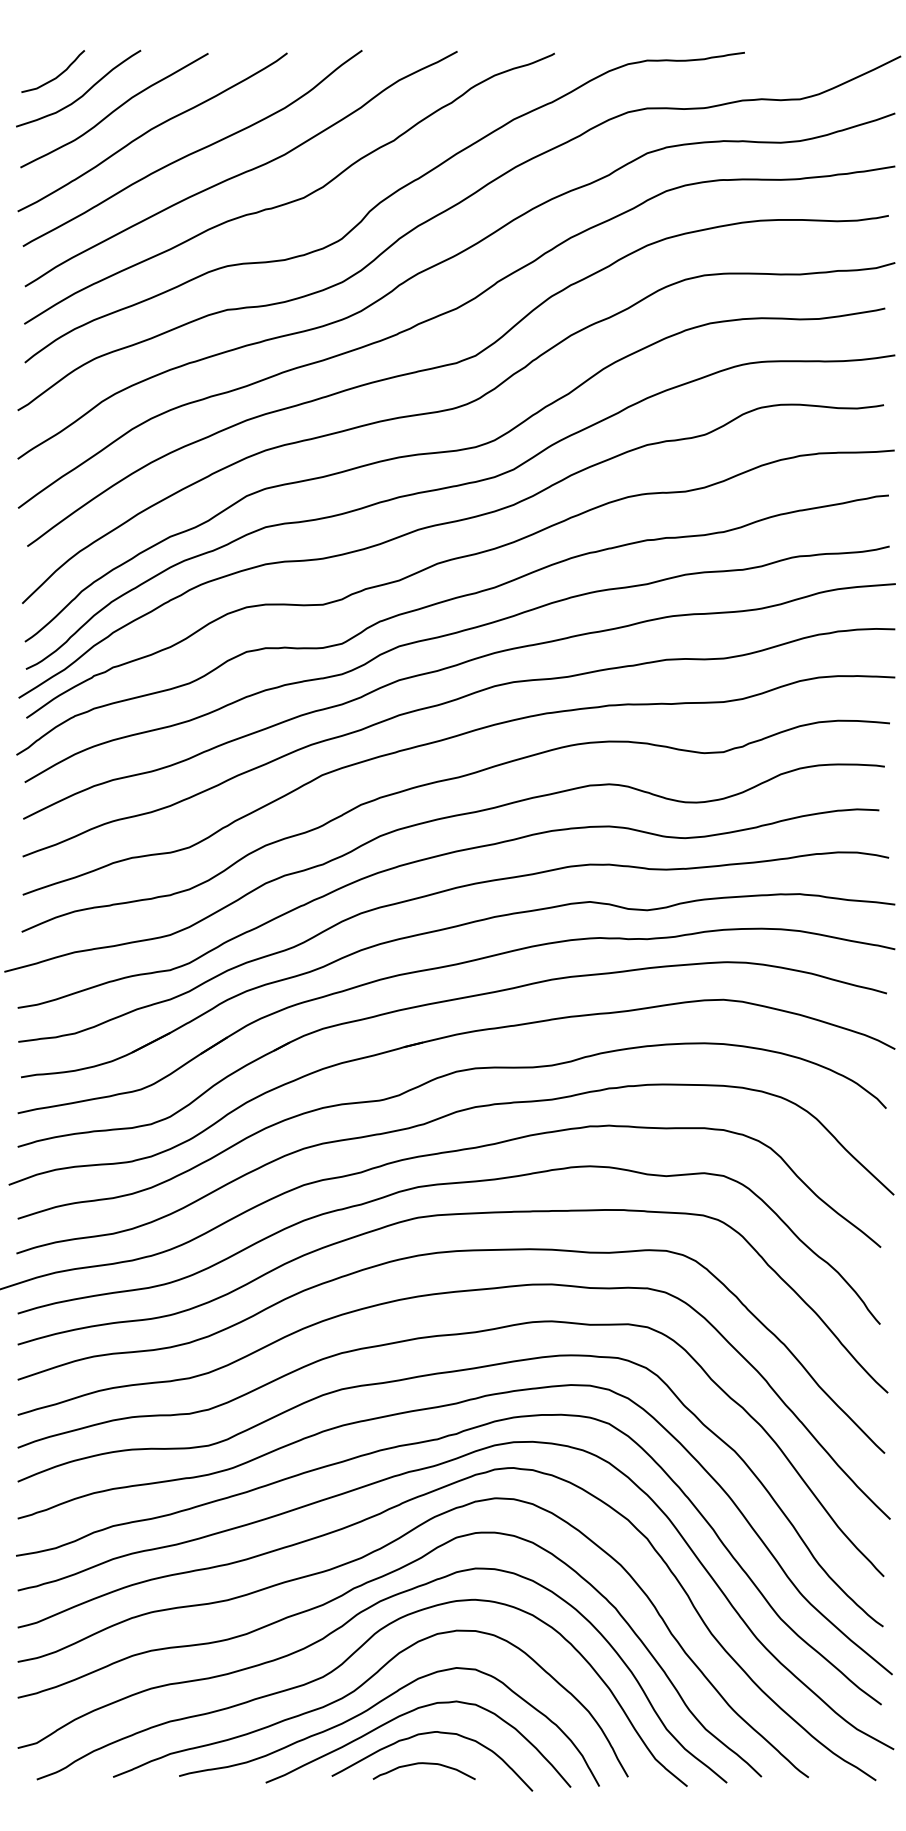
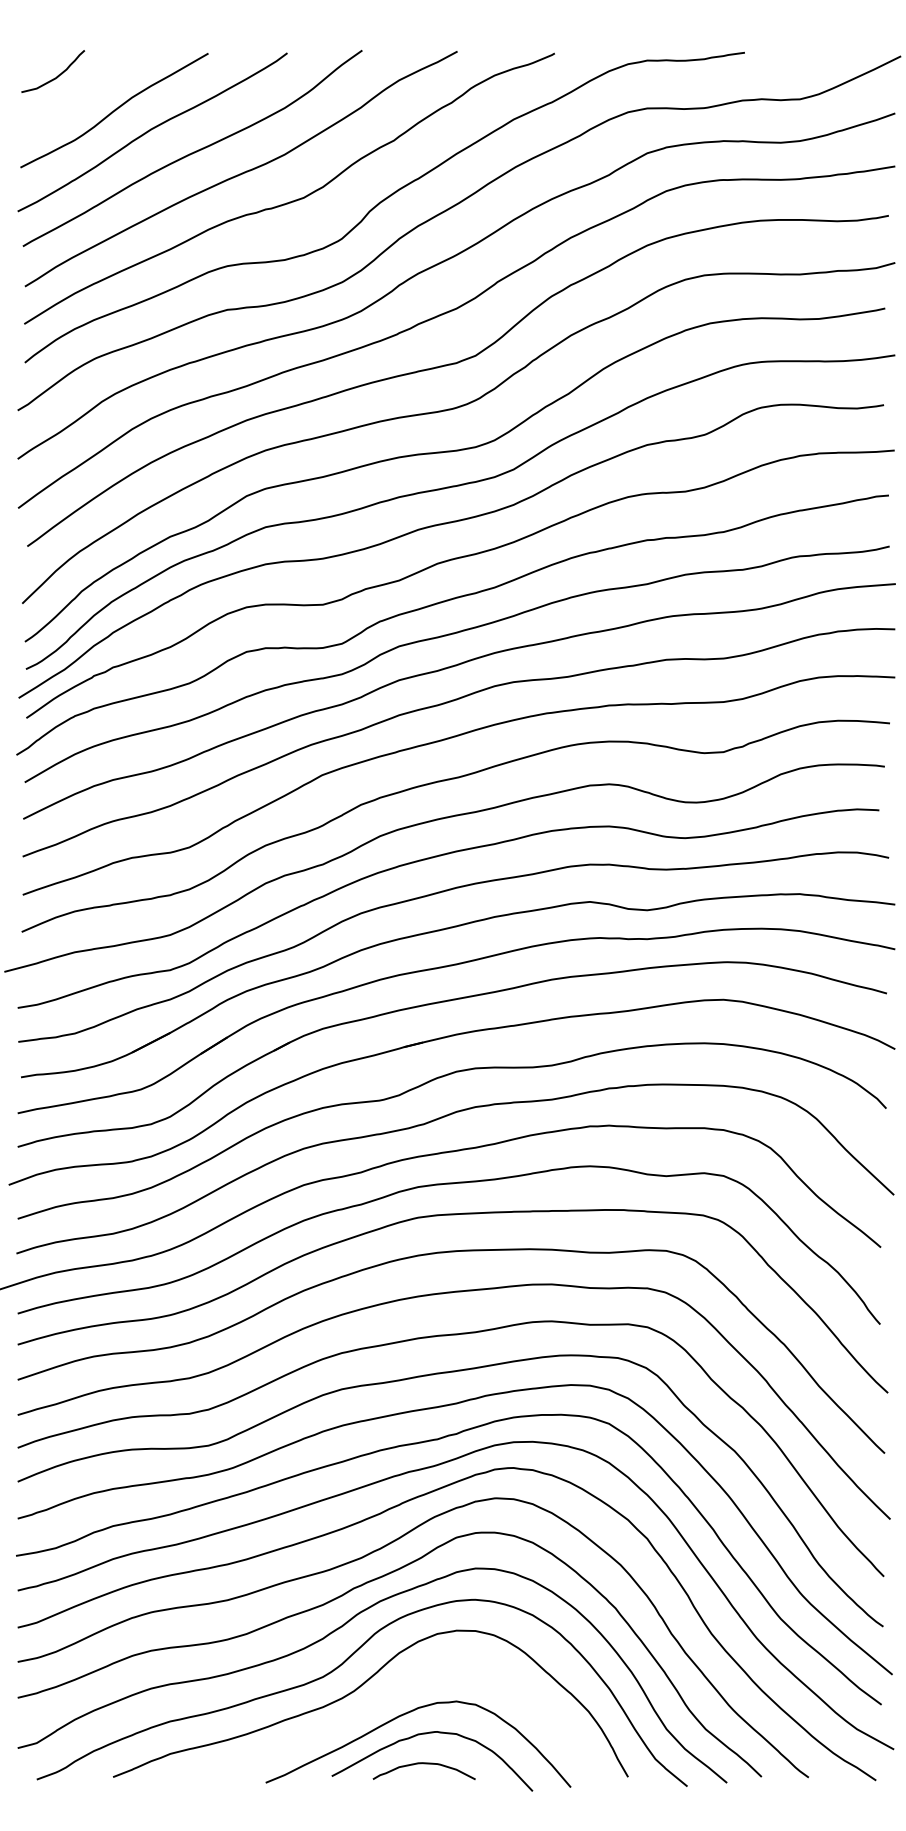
curve: present -> none (83, 93)
curve: present -> none (376, 1705)
